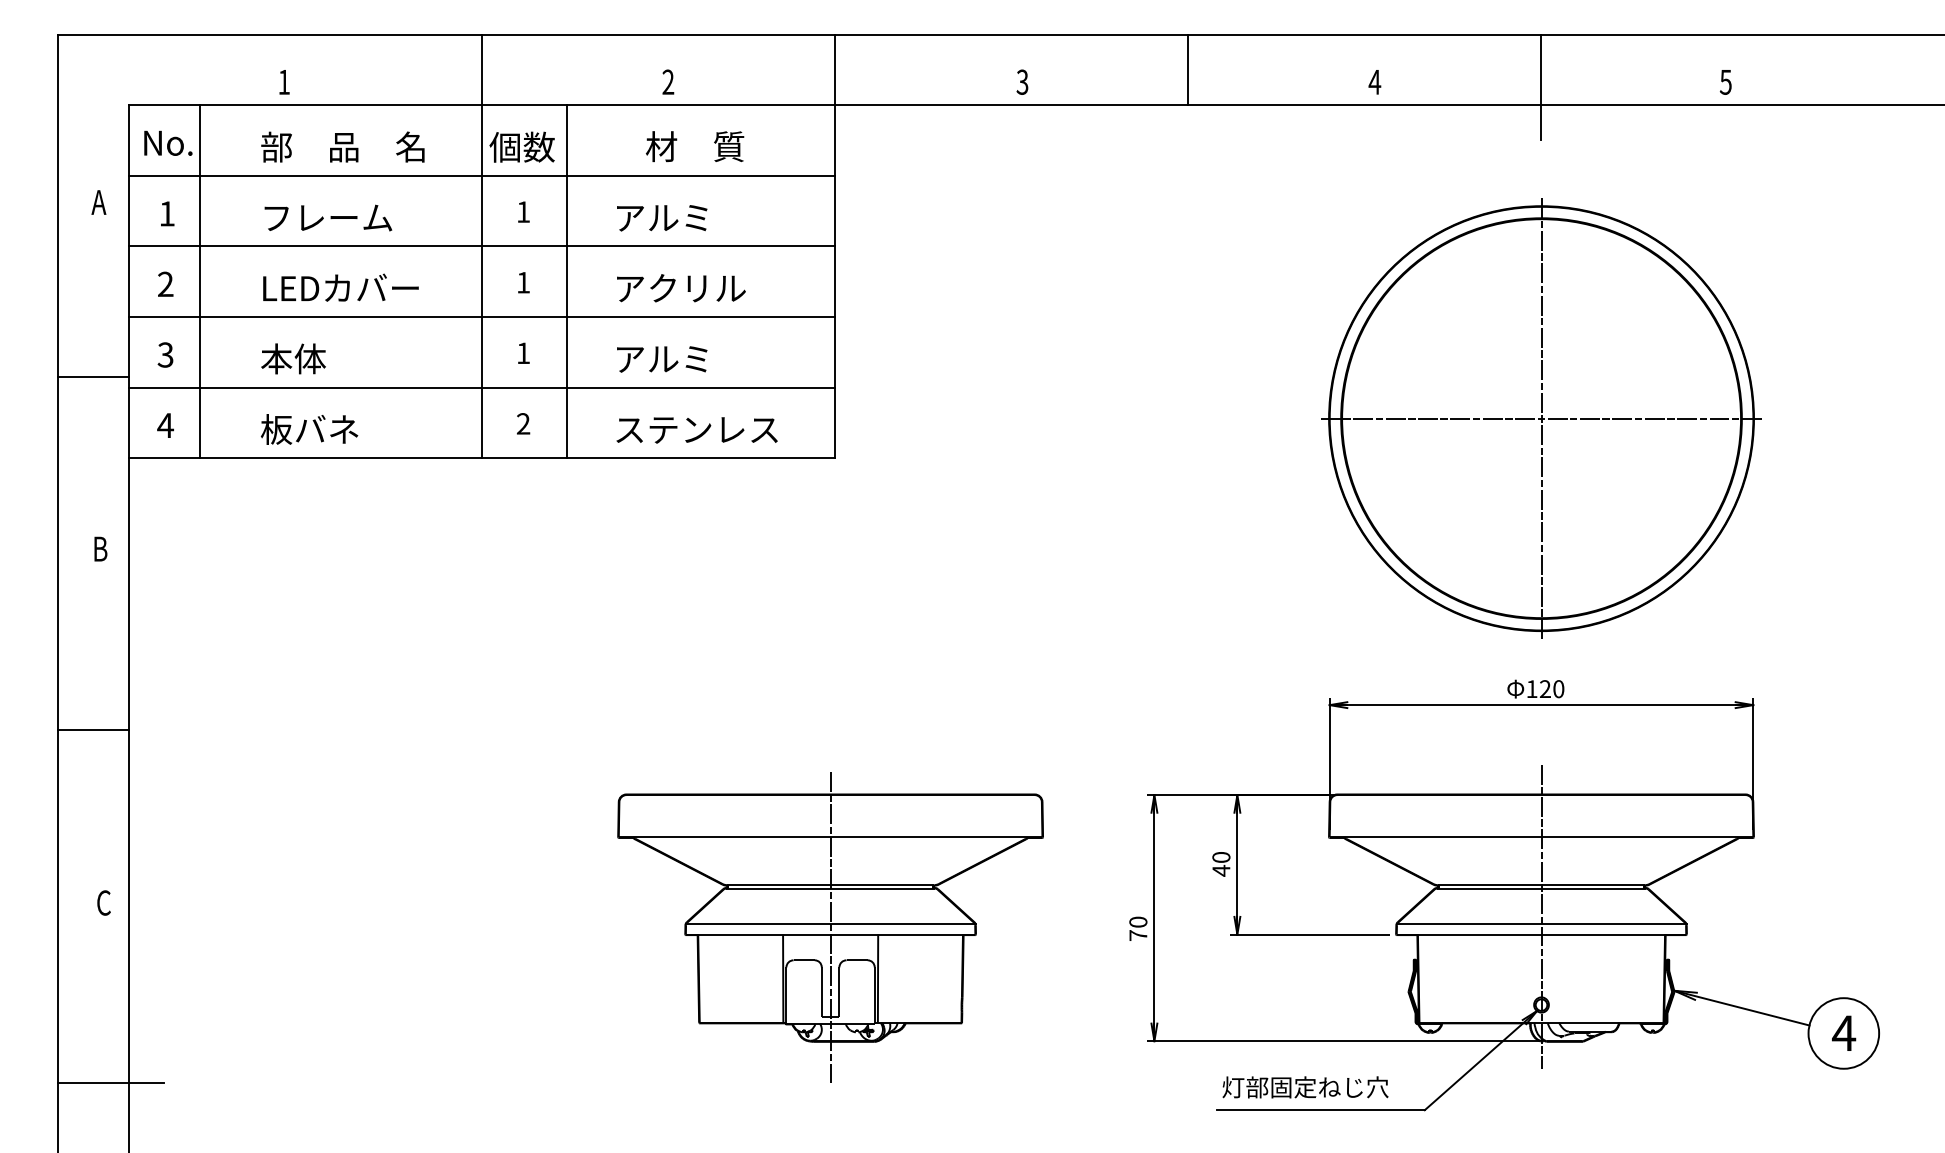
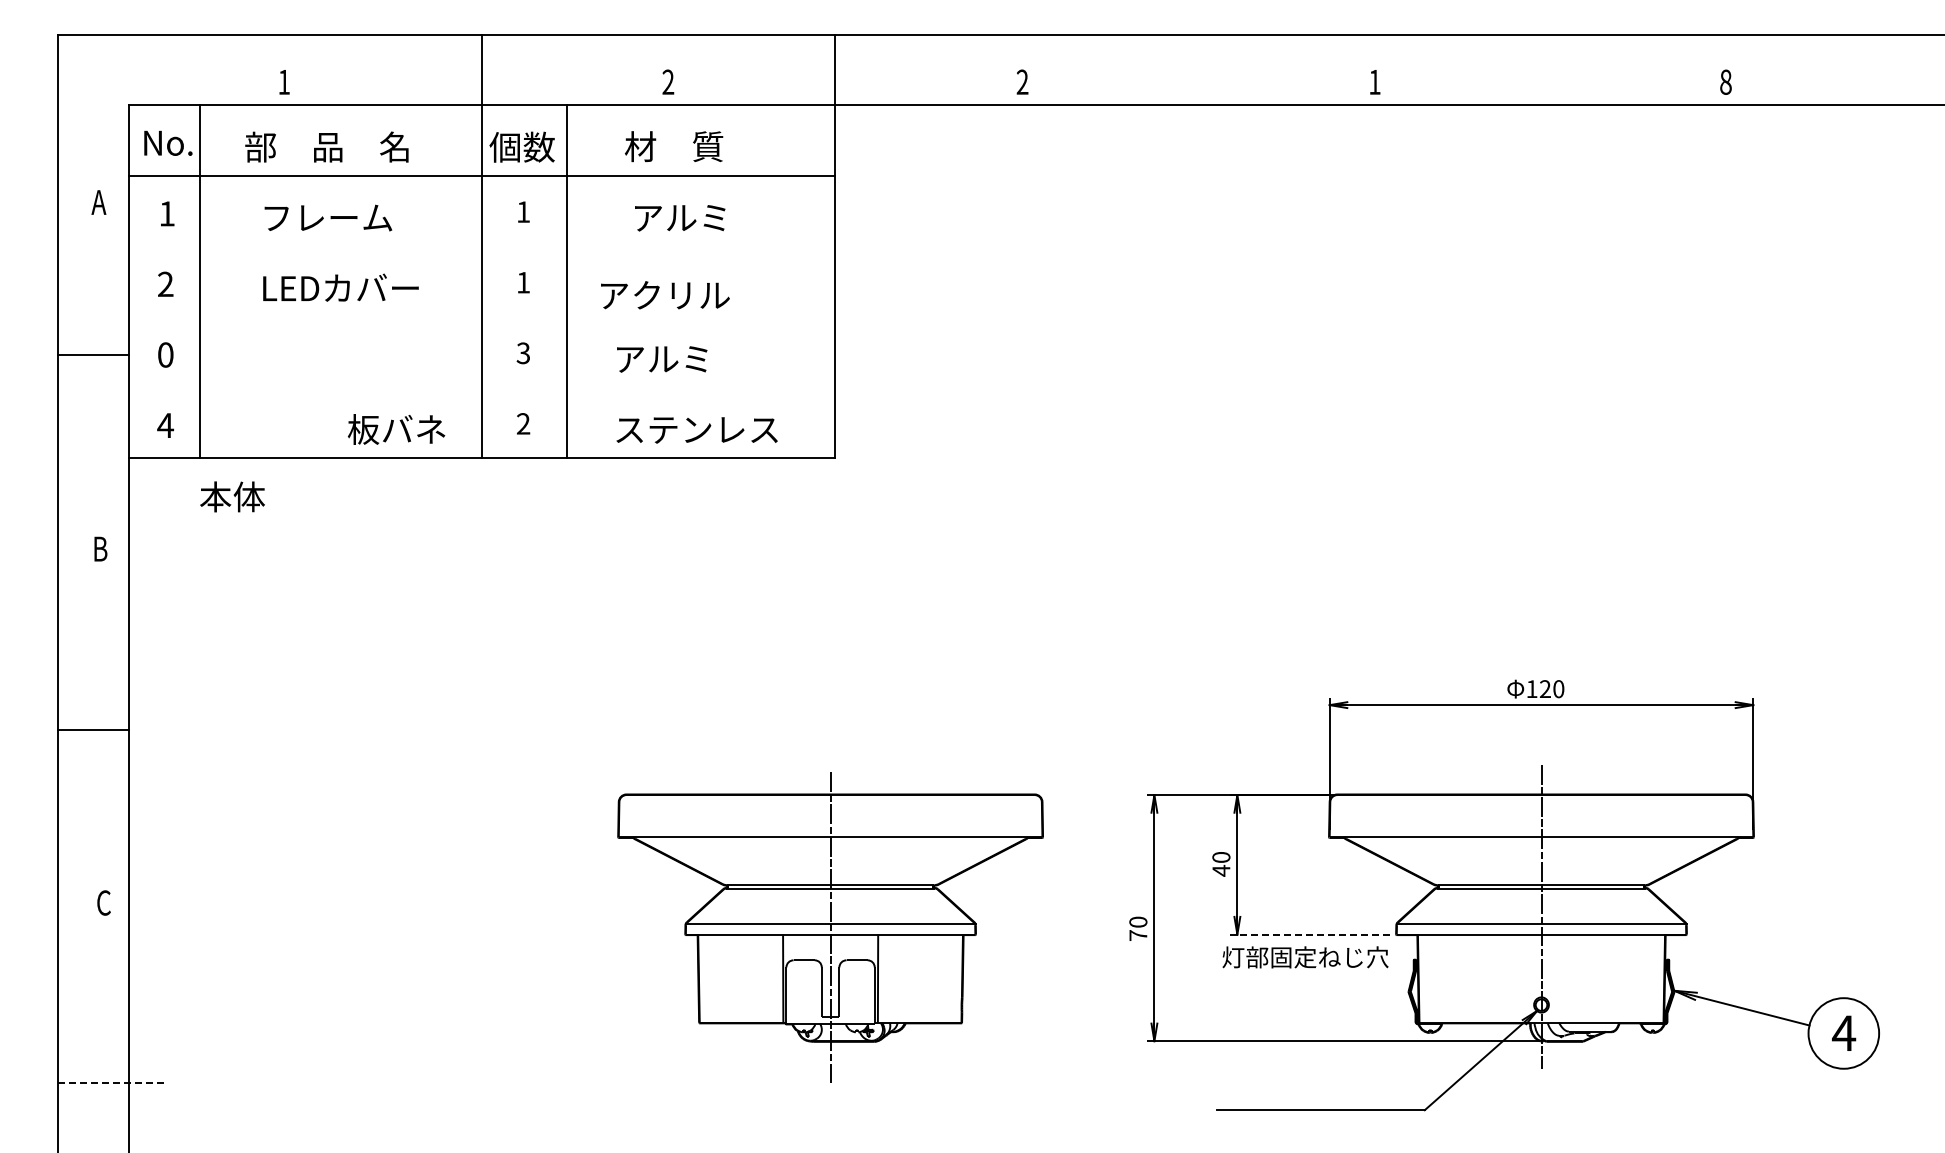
line: present -> none (1188, 69)
text: 5 -> 8 (1725, 81)
text: 3 -> 2 (1022, 82)
text: 4 -> 1 (1374, 82)
line: present -> none (1541, 87)
text position: (342, 146) -> (326, 146) (326, 146)
text position: (695, 146) -> (674, 146) (674, 146)
text position: (662, 218) -> (680, 218) (680, 218)
line: present -> none (481, 246)
text position: (681, 288) -> (665, 295) (665, 295)
line: present -> none (481, 316)
text: 1 -> 3 (522, 353)
text: 3 -> 0 (165, 354)
text position: (293, 358) -> (232, 496) (232, 496)
line position: (93, 377) -> (93, 355) (93, 355)
line: present -> none (481, 387)
part: present -> none (1541, 418)
text position: (309, 429) -> (396, 429) (396, 429)
line: solid -> dashed (1310, 934)
line: solid -> dashed (111, 1083)
text position: (1305, 1087) -> (1305, 957) (1305, 957)
